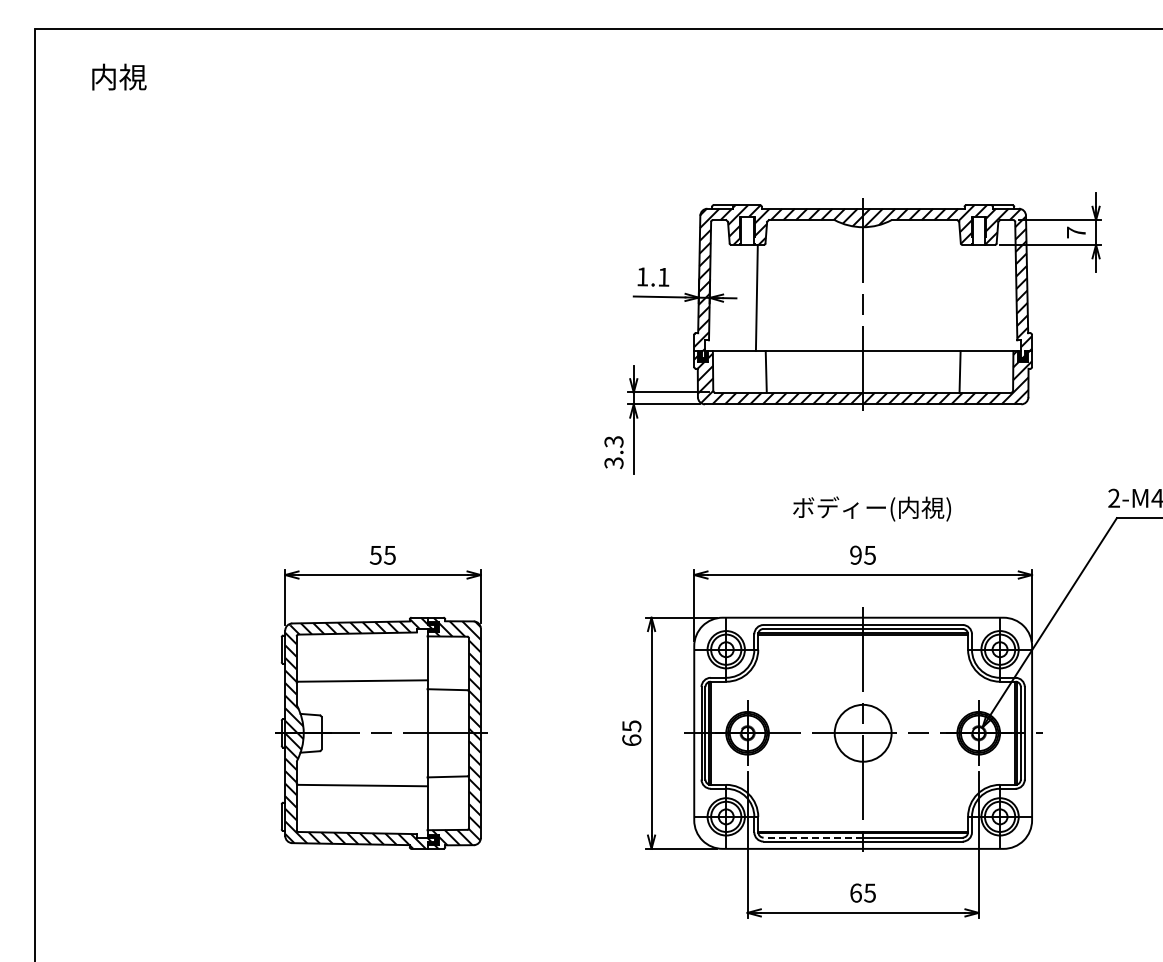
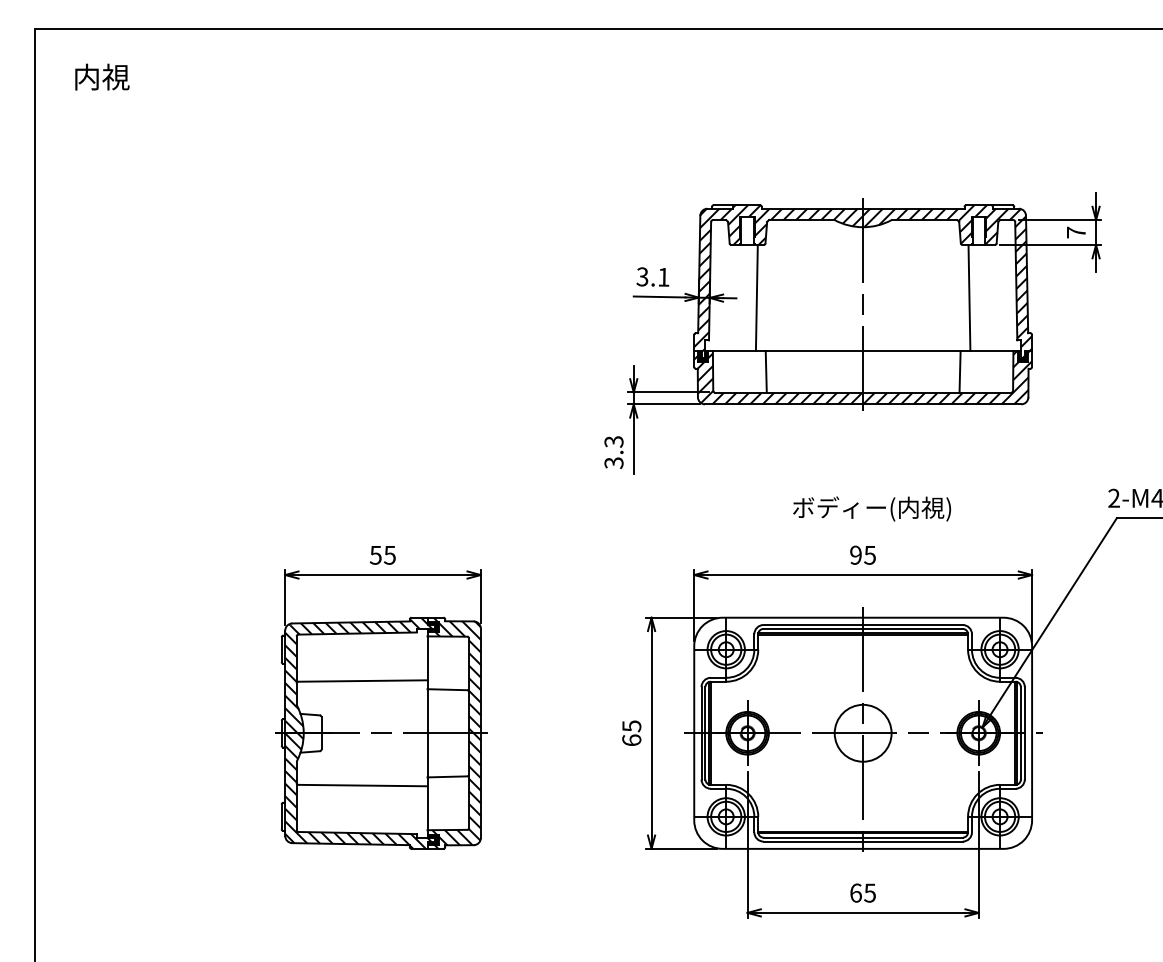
text position: (119, 76) -> (102, 76) (102, 76)
text: 1.1 -> 3.1 (642, 276)
line: none -> present (969, 298)
line: dashed -> solid (813, 837)
